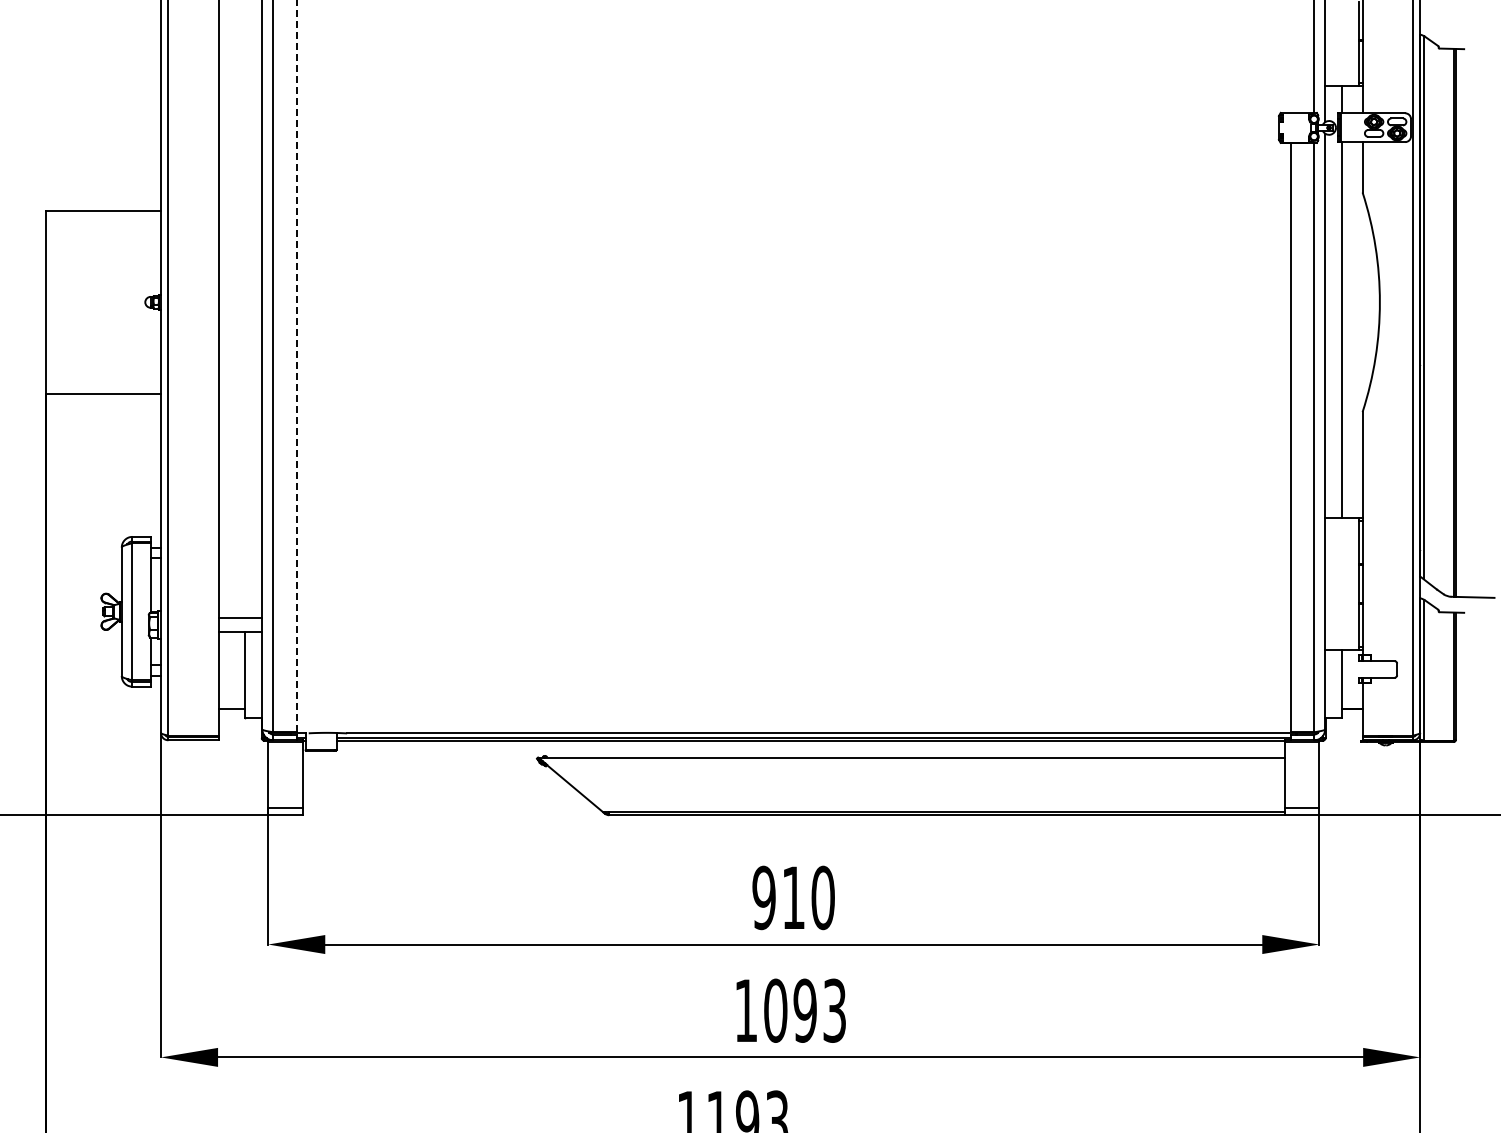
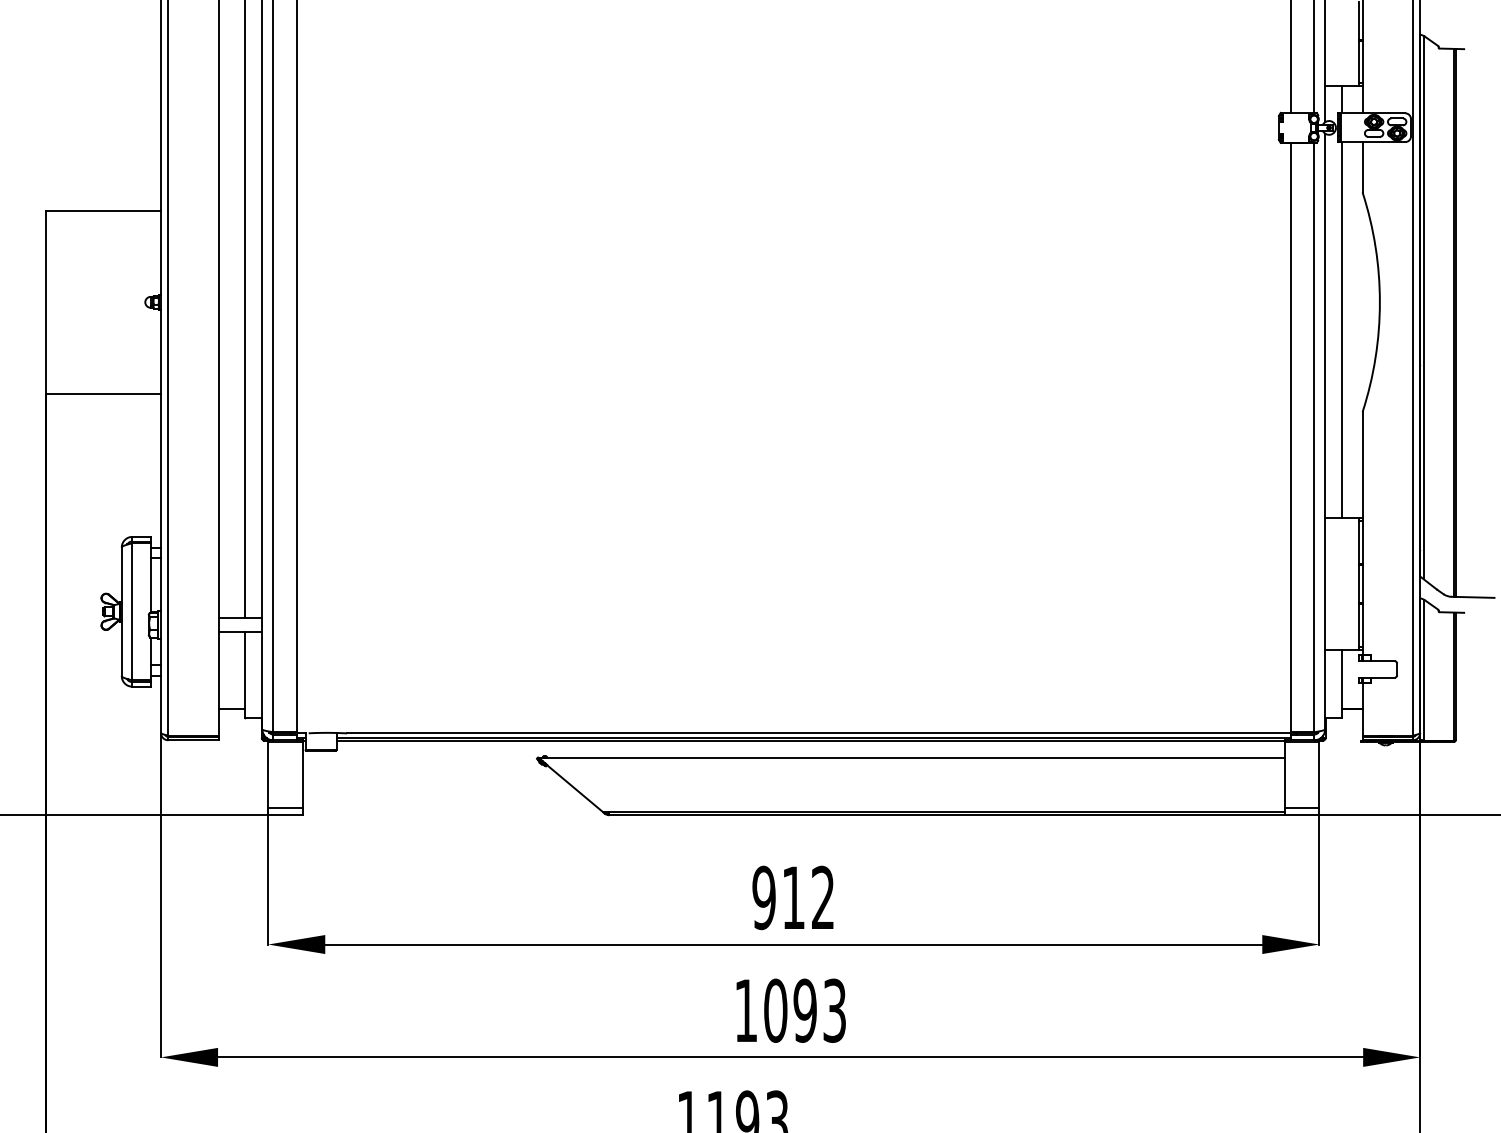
line: none -> present (1290, 57)
line: none -> present (245, 310)
line: dashed -> solid (296, 366)
text: 910 -> 912 (822, 897)
